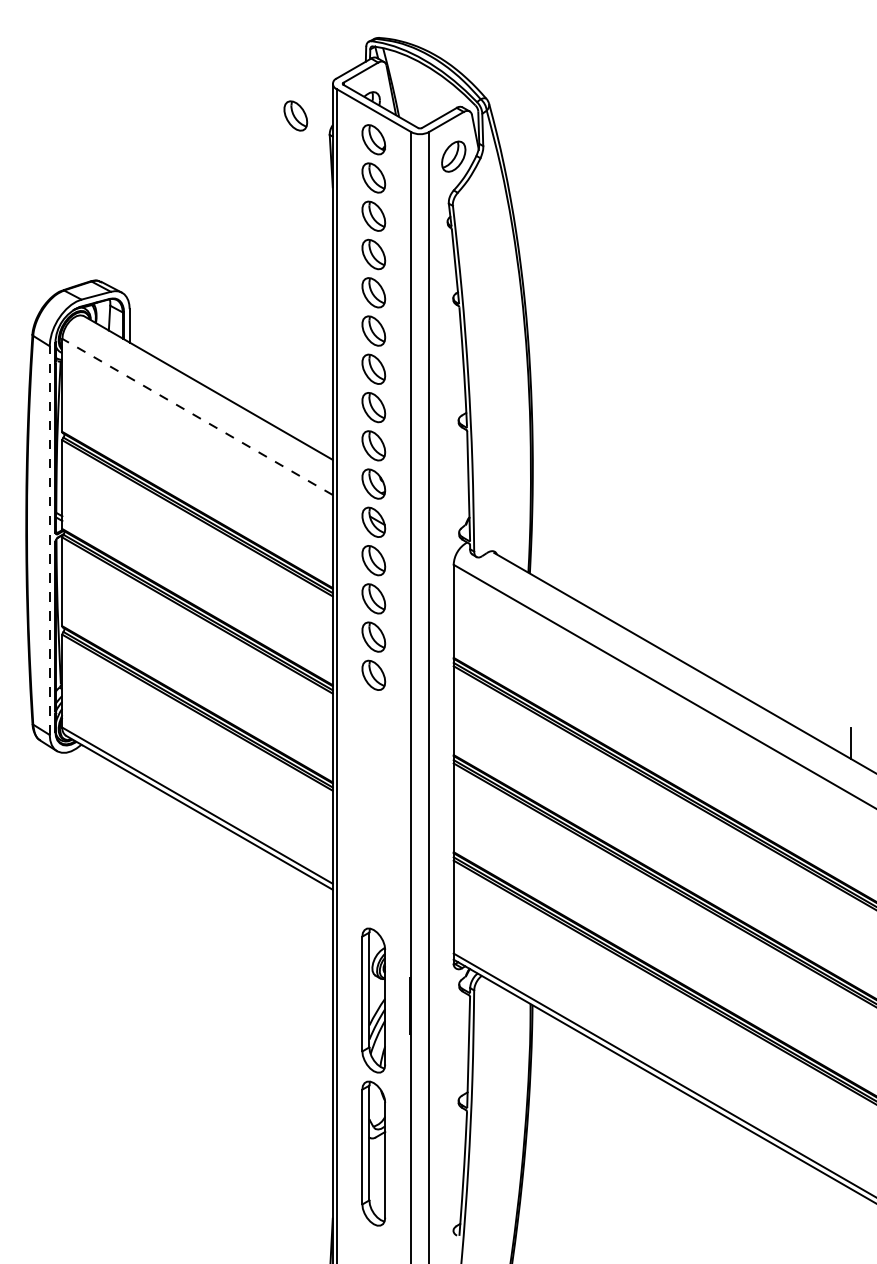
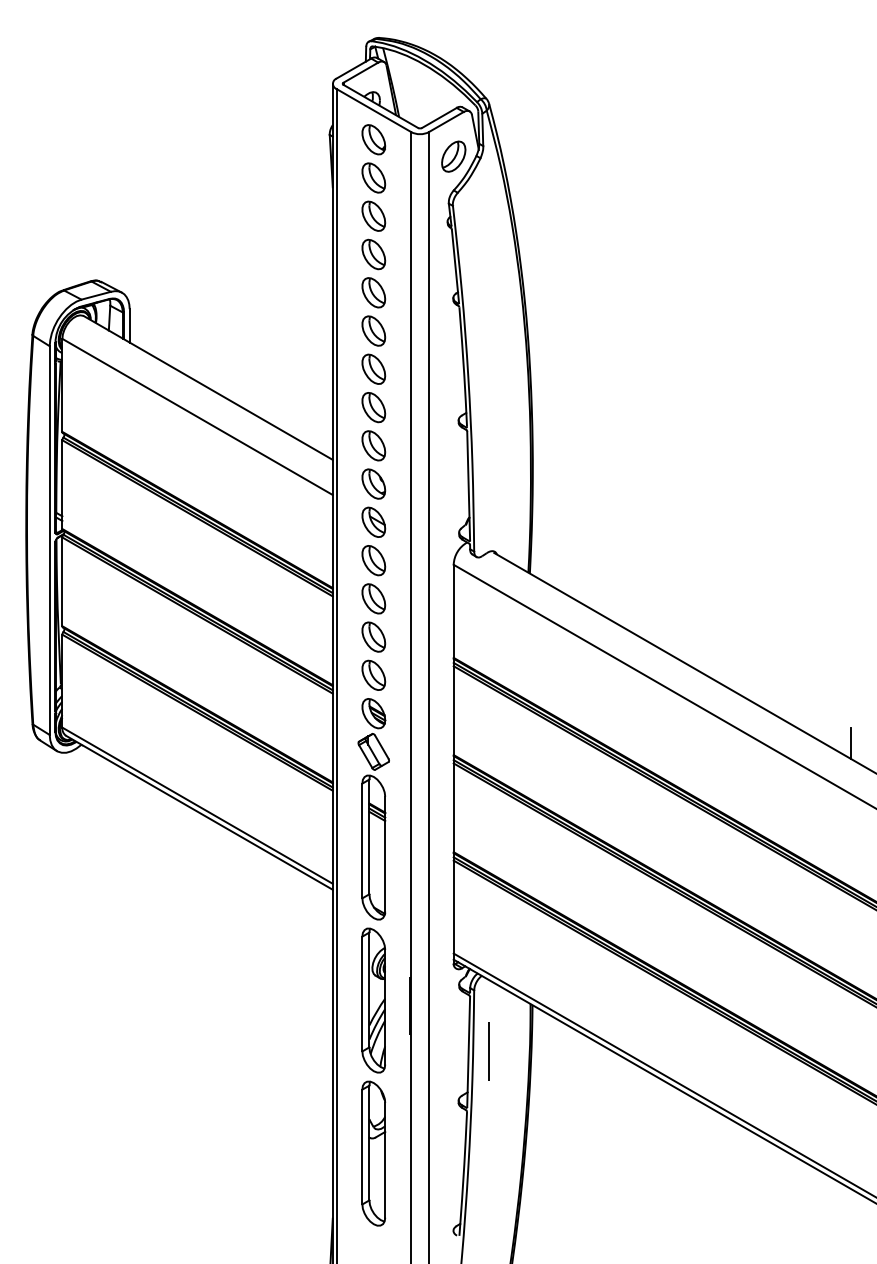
part: present -> none (295, 115)
line: dashed -> solid (197, 416)
line: dashed -> solid (49, 540)
part: none -> present (373, 809)
line: none -> present (488, 1051)
